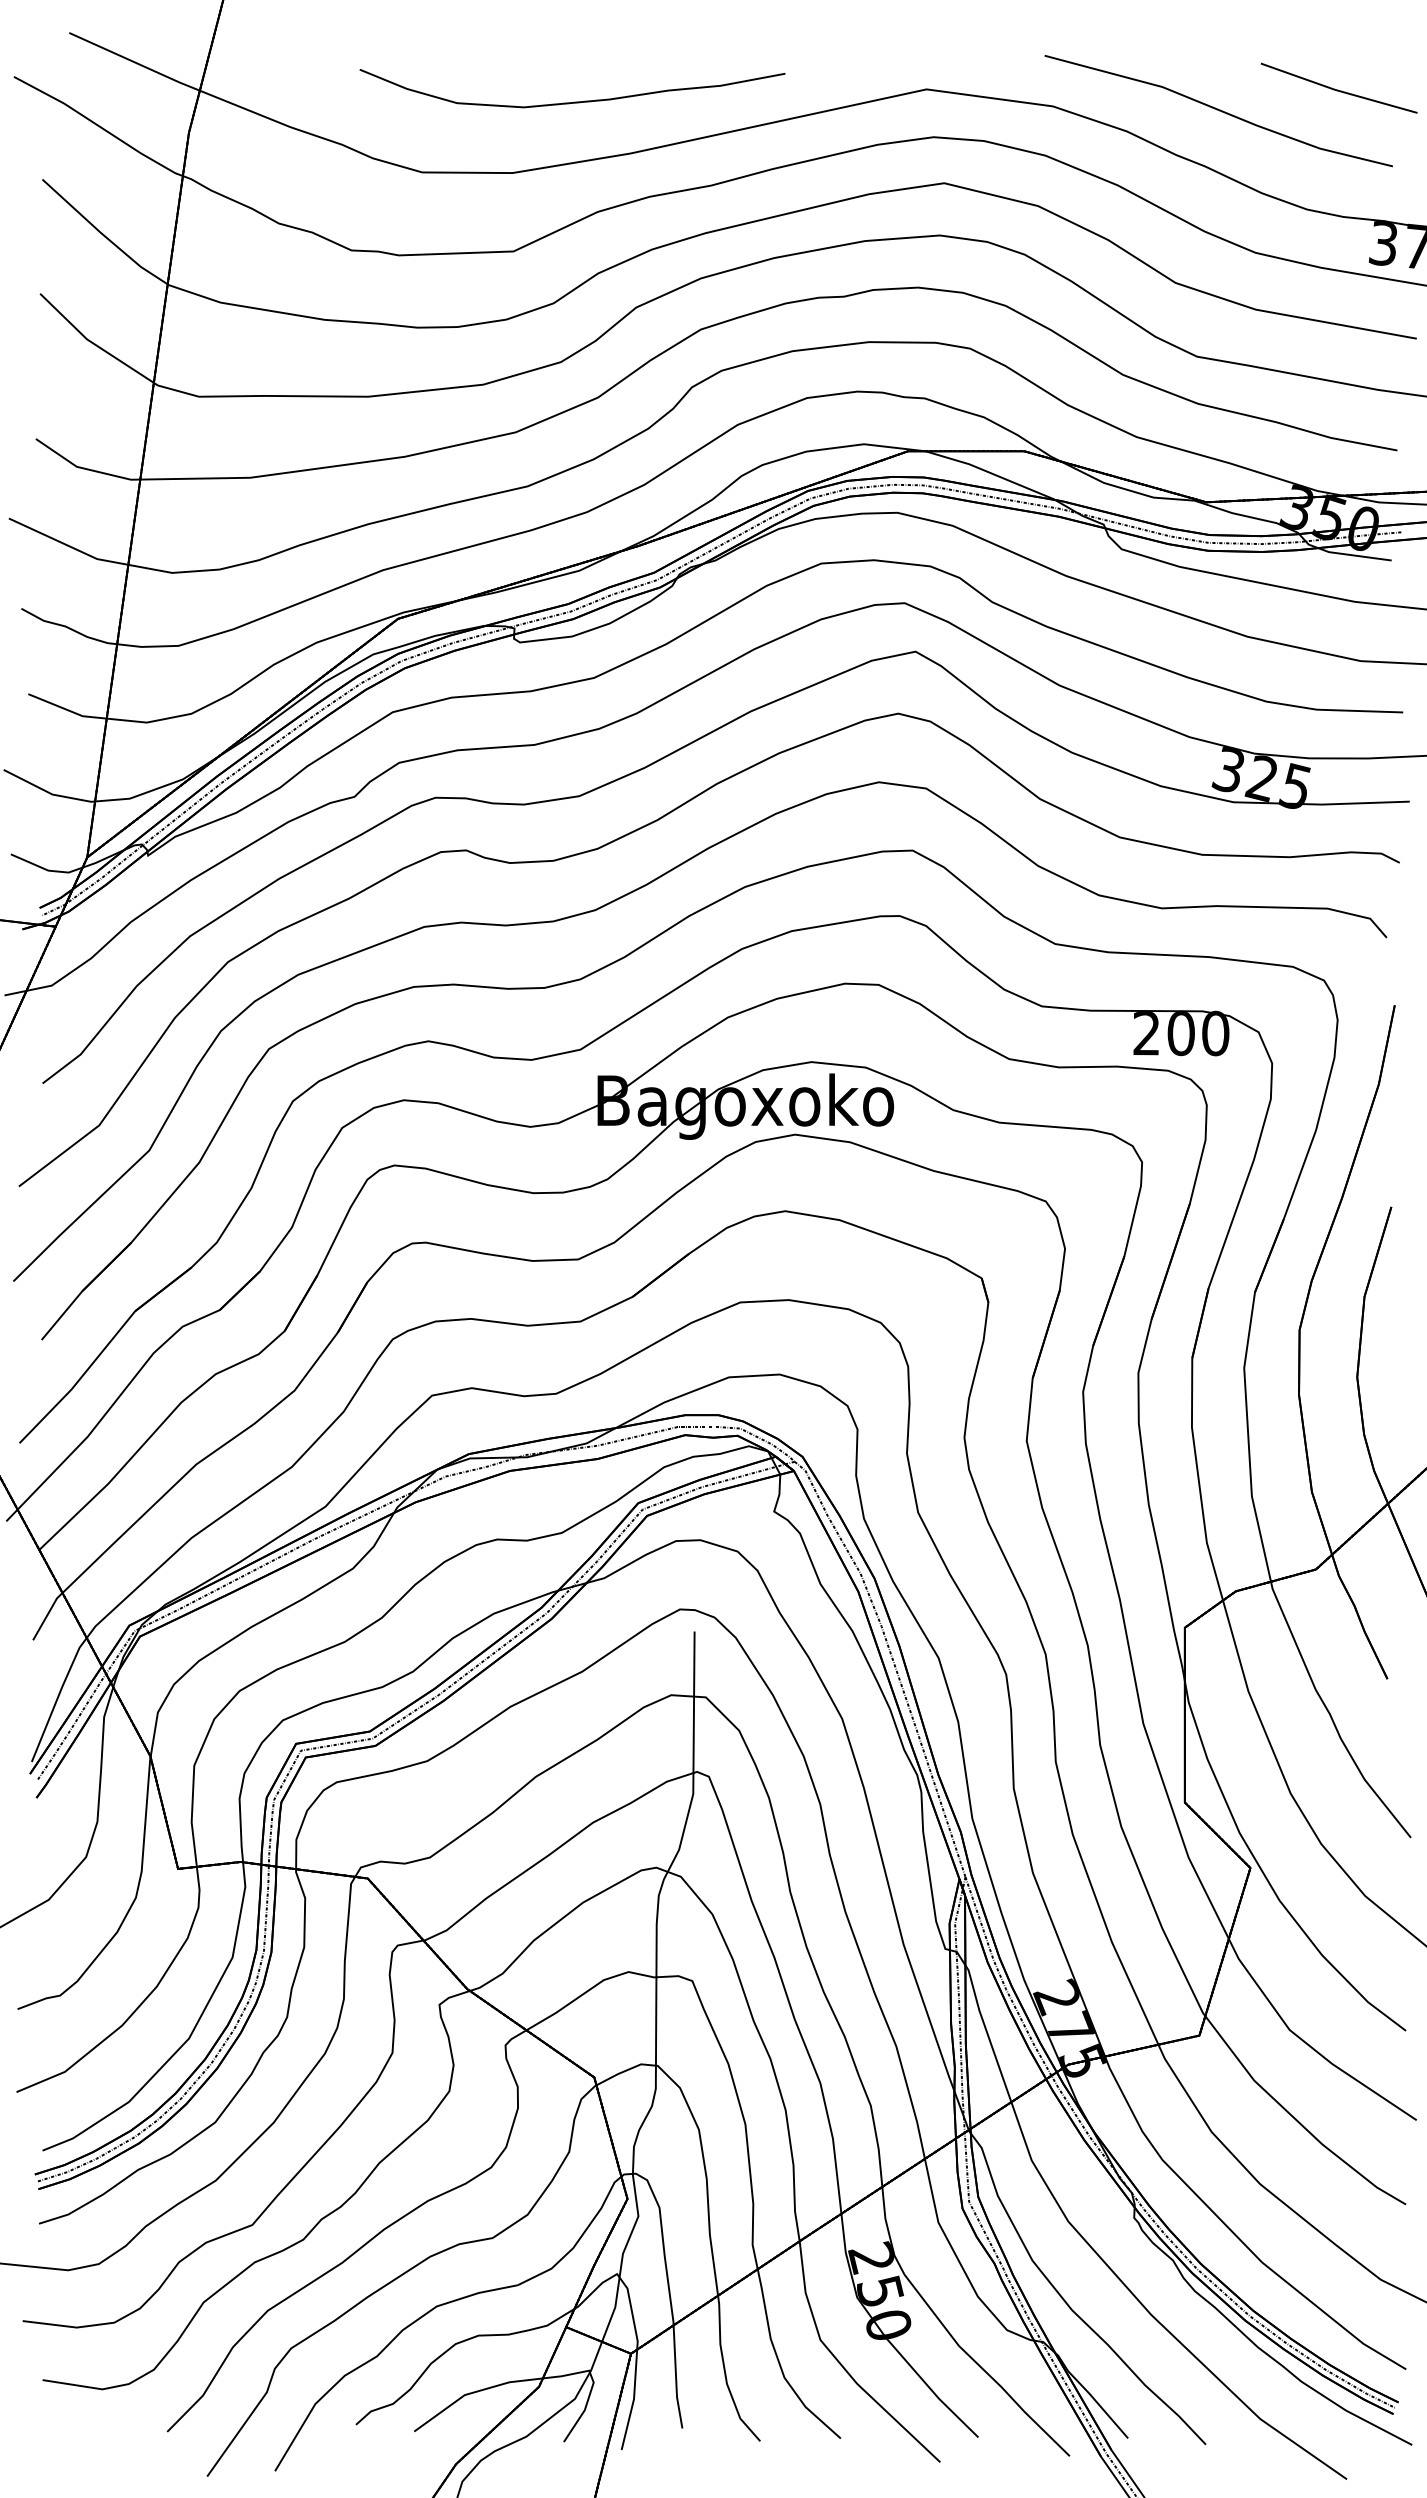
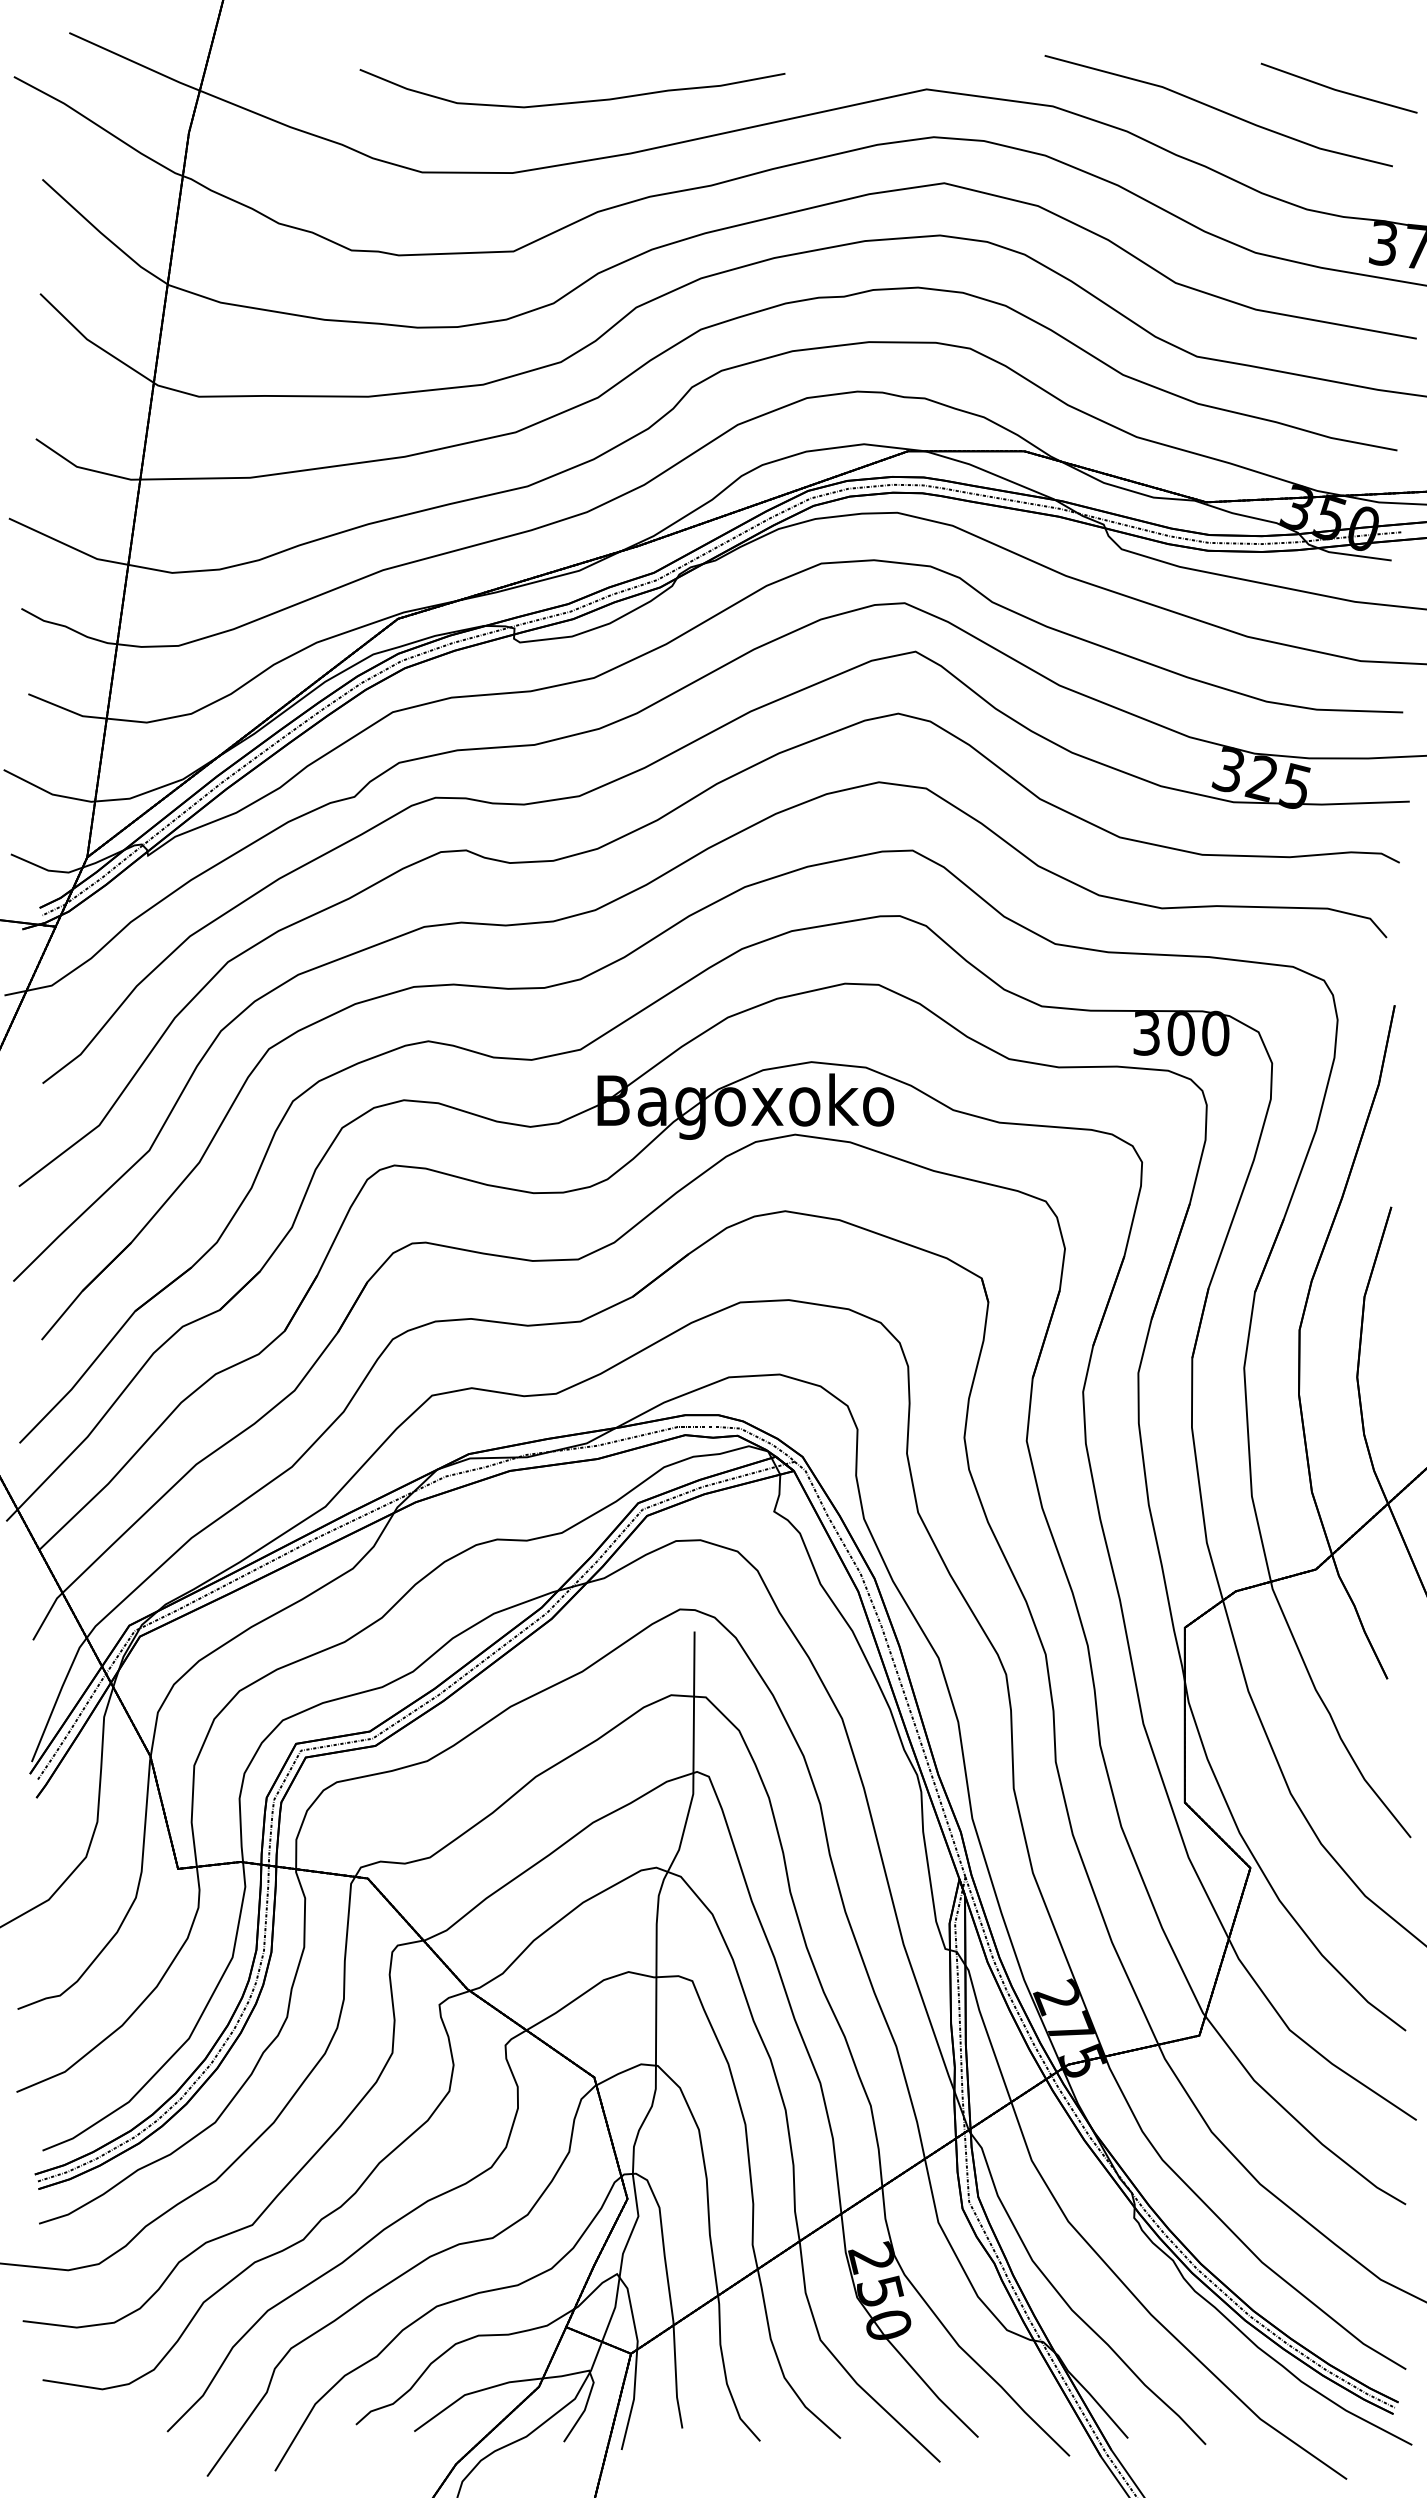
text: 200 -> 300 (1146, 1033)
